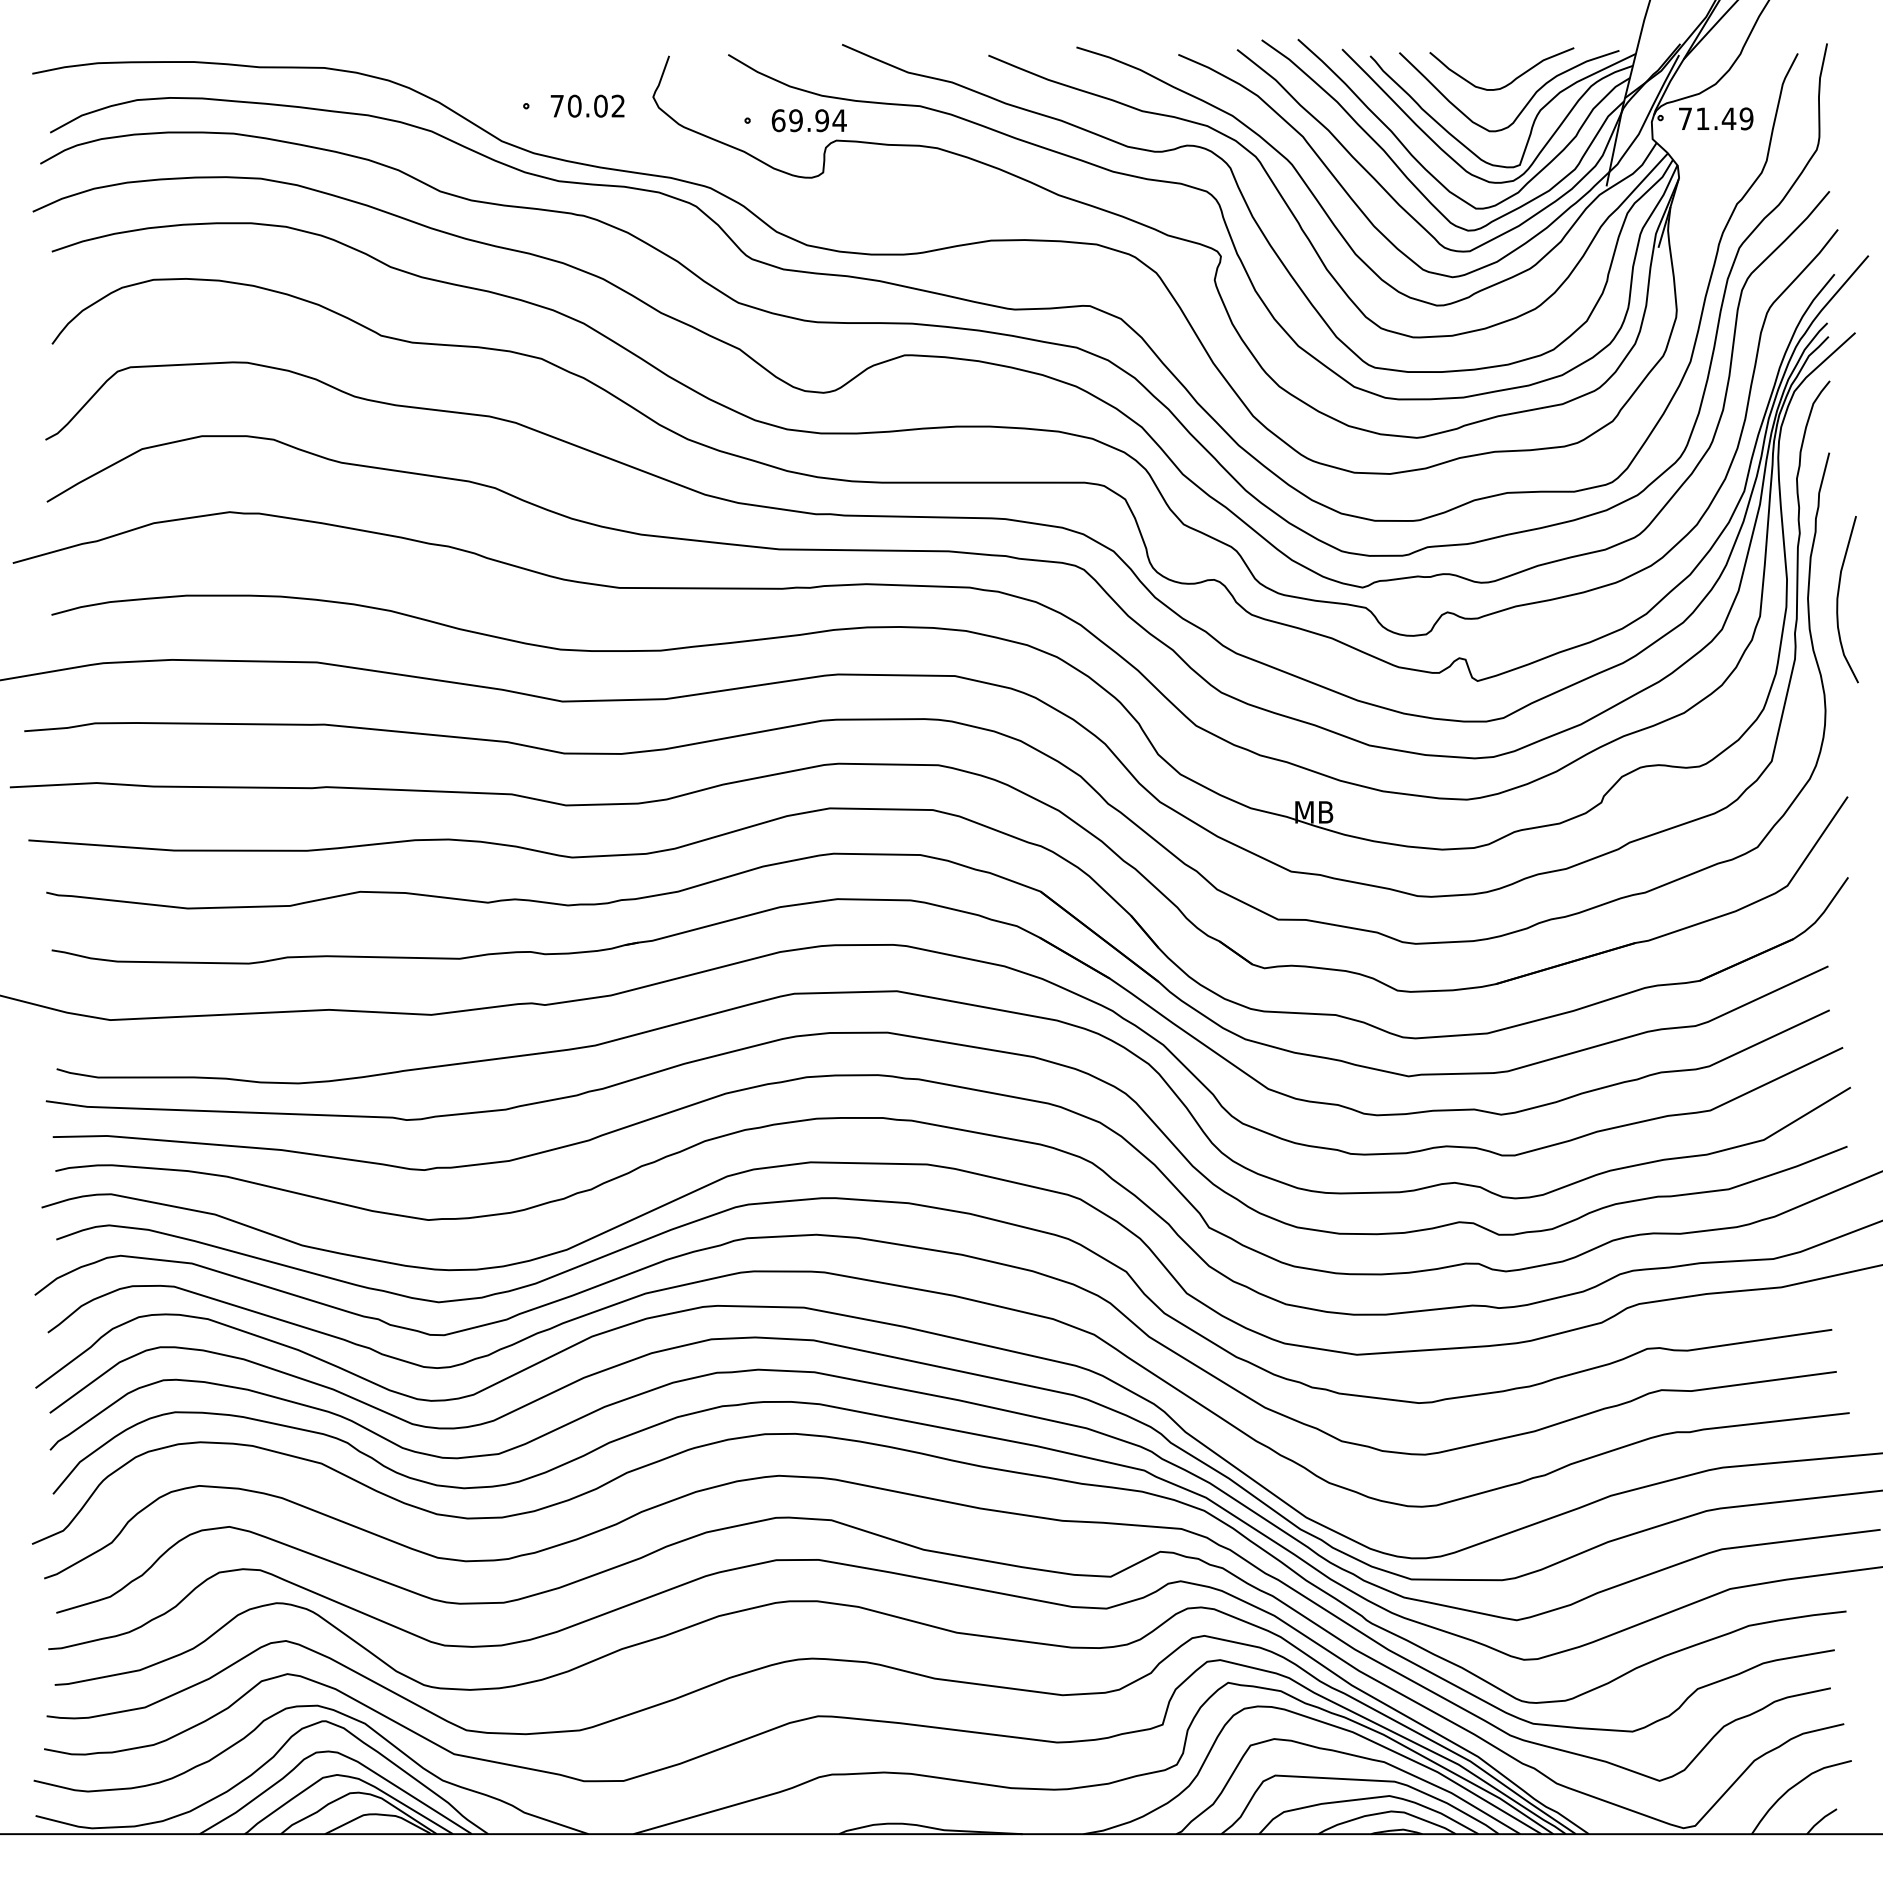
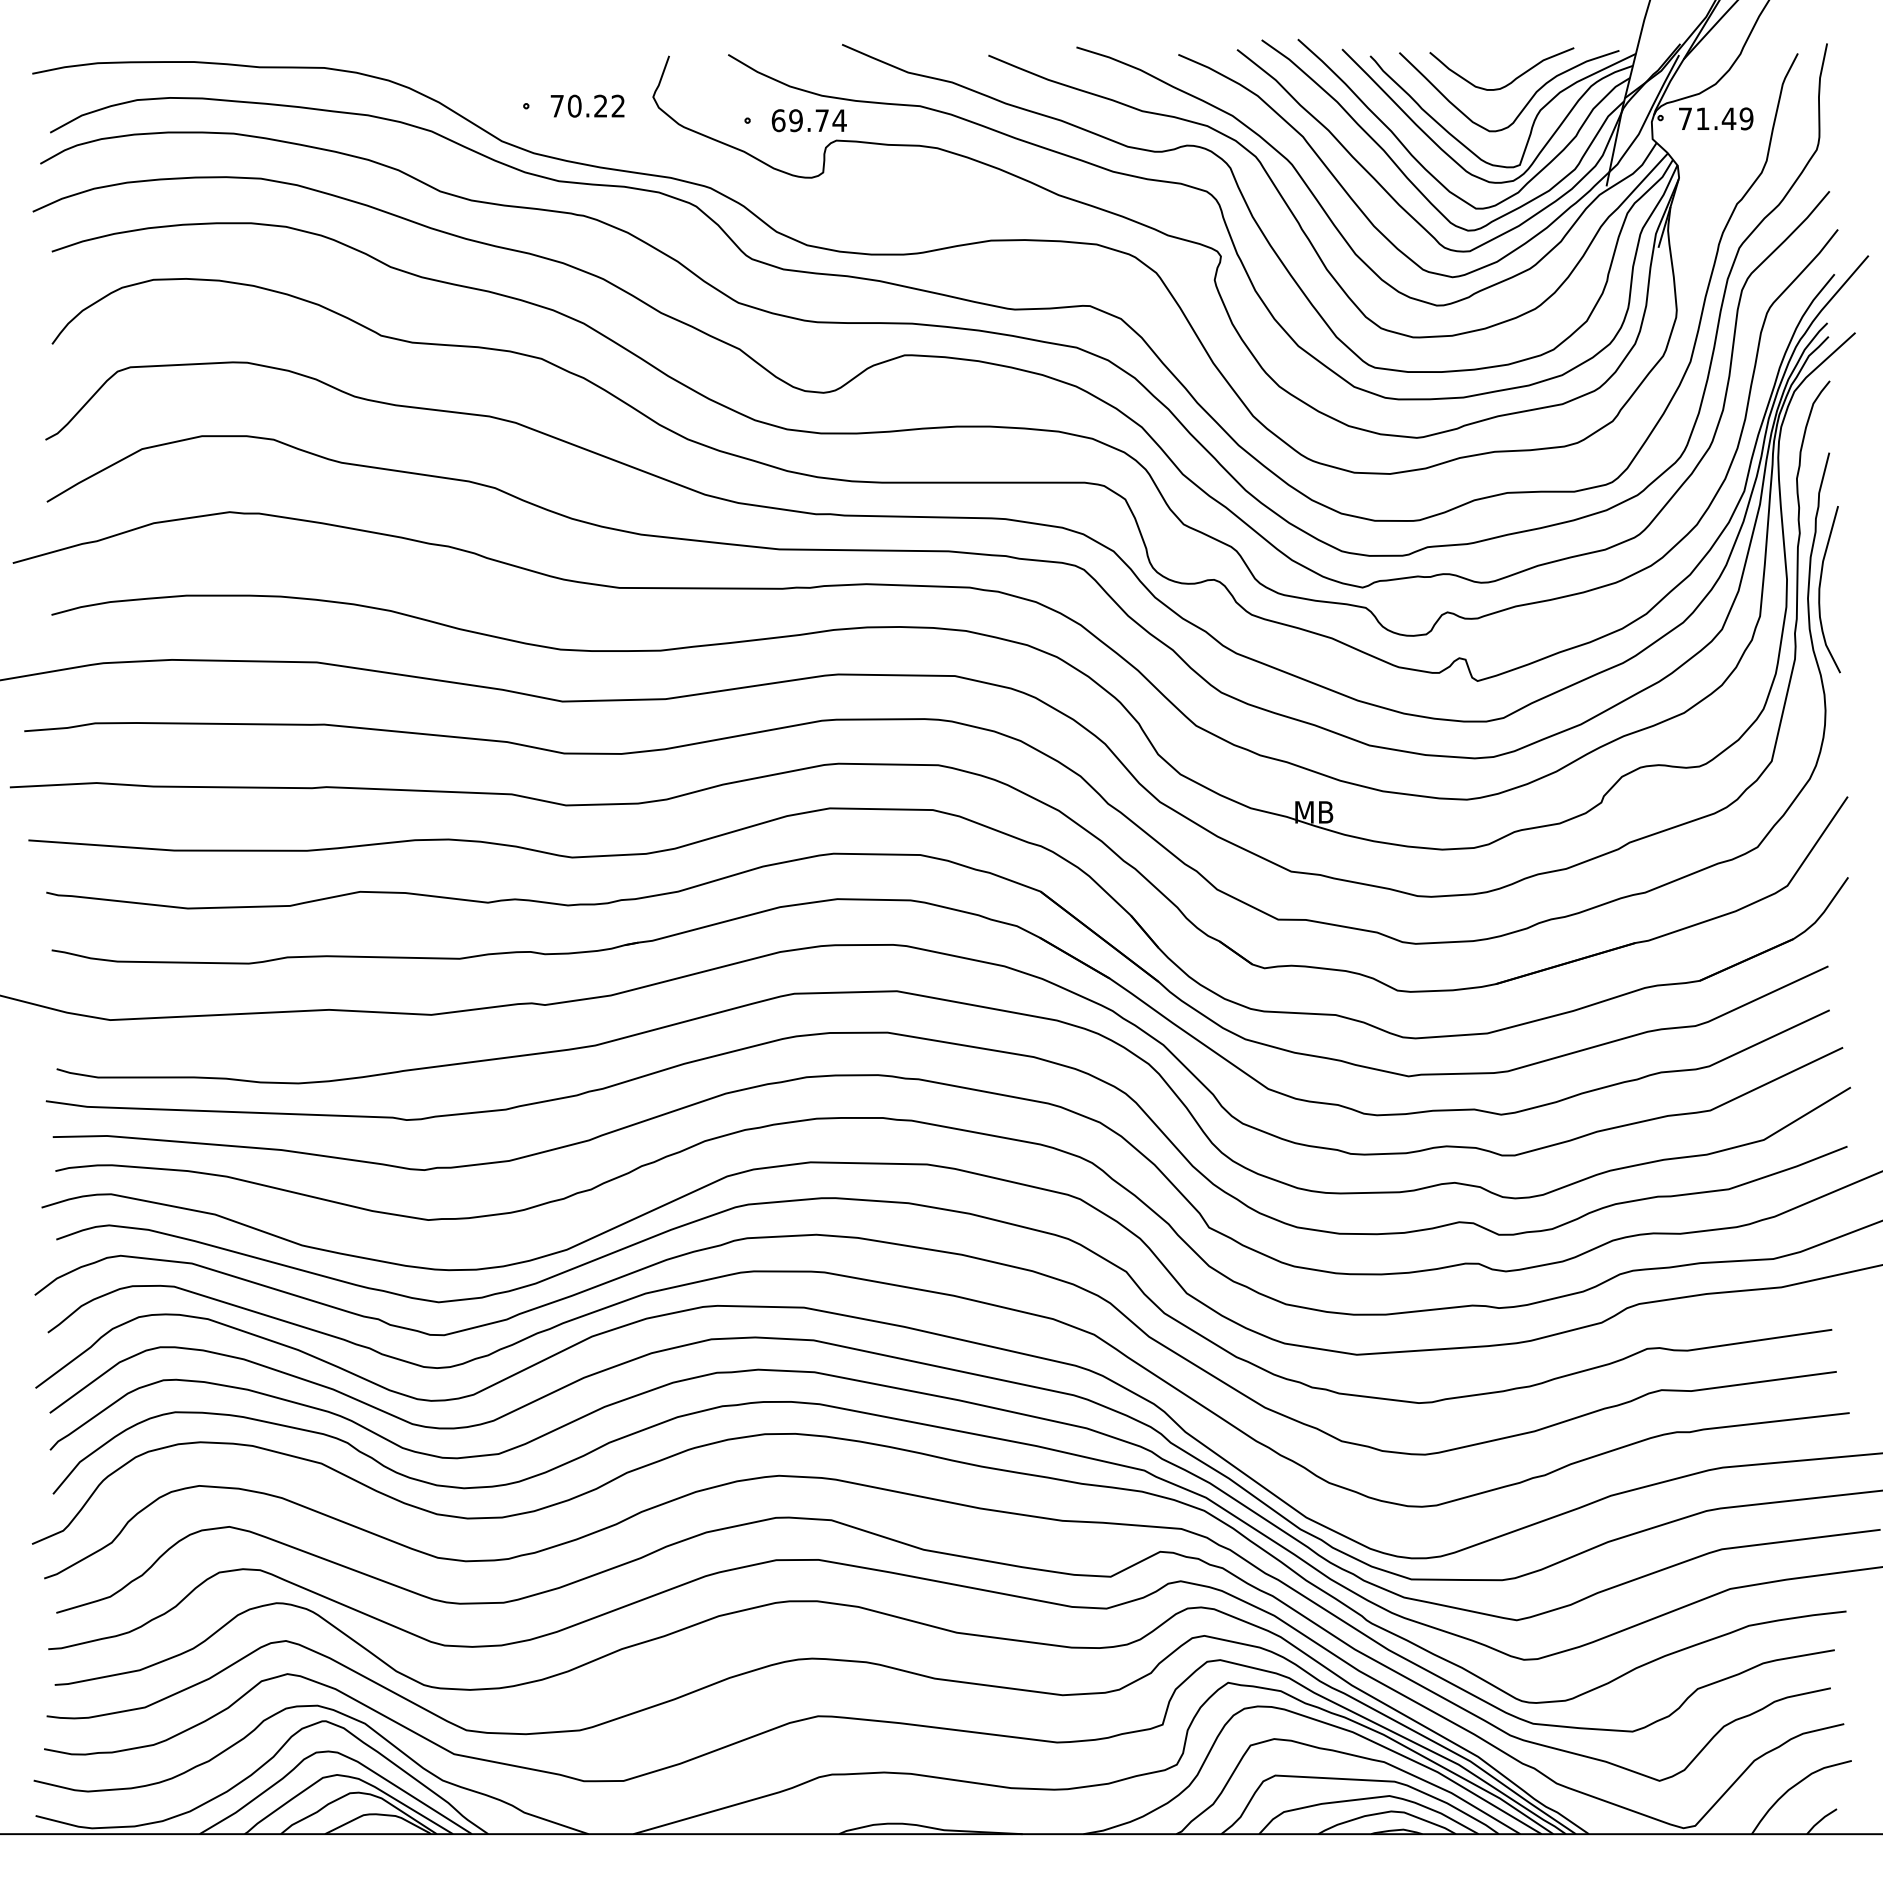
text: 70.02 -> 70.22 (600, 105)
text: 69.94 -> 69.74 (822, 120)
curve position: (1838, 599) -> (1820, 589) (1820, 589)
